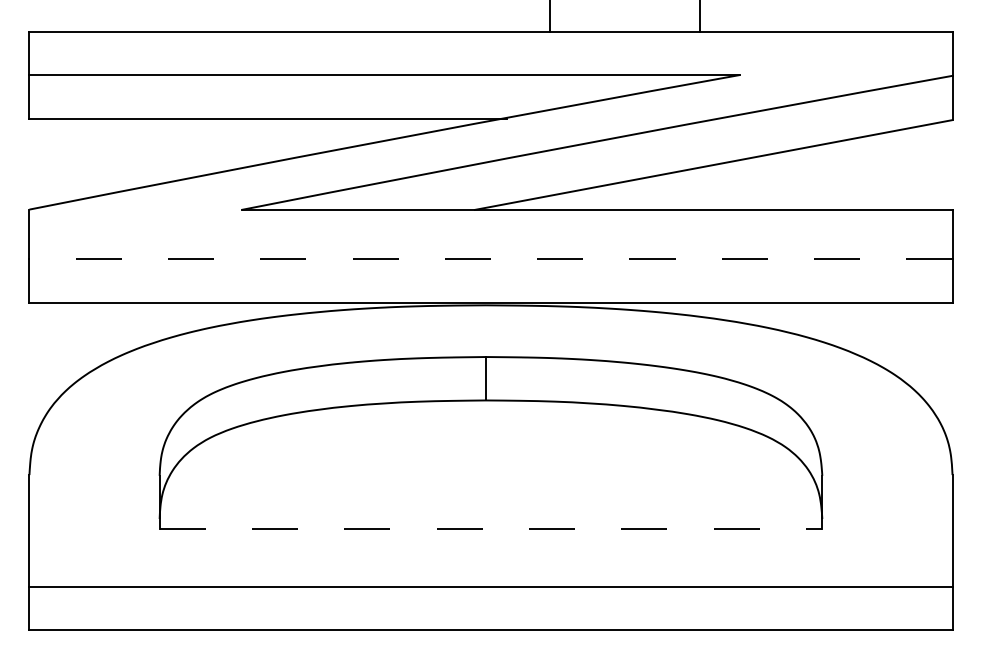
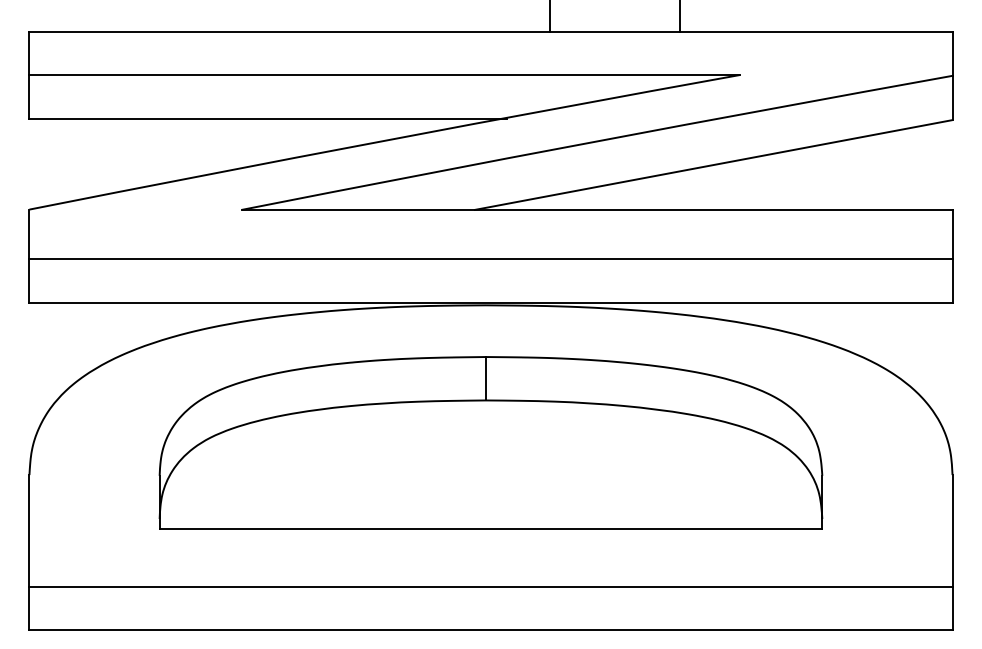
line position: (700, 16) -> (680, 16) (680, 16)
line: dashed -> solid (491, 258)
line: dashed -> solid (491, 529)
